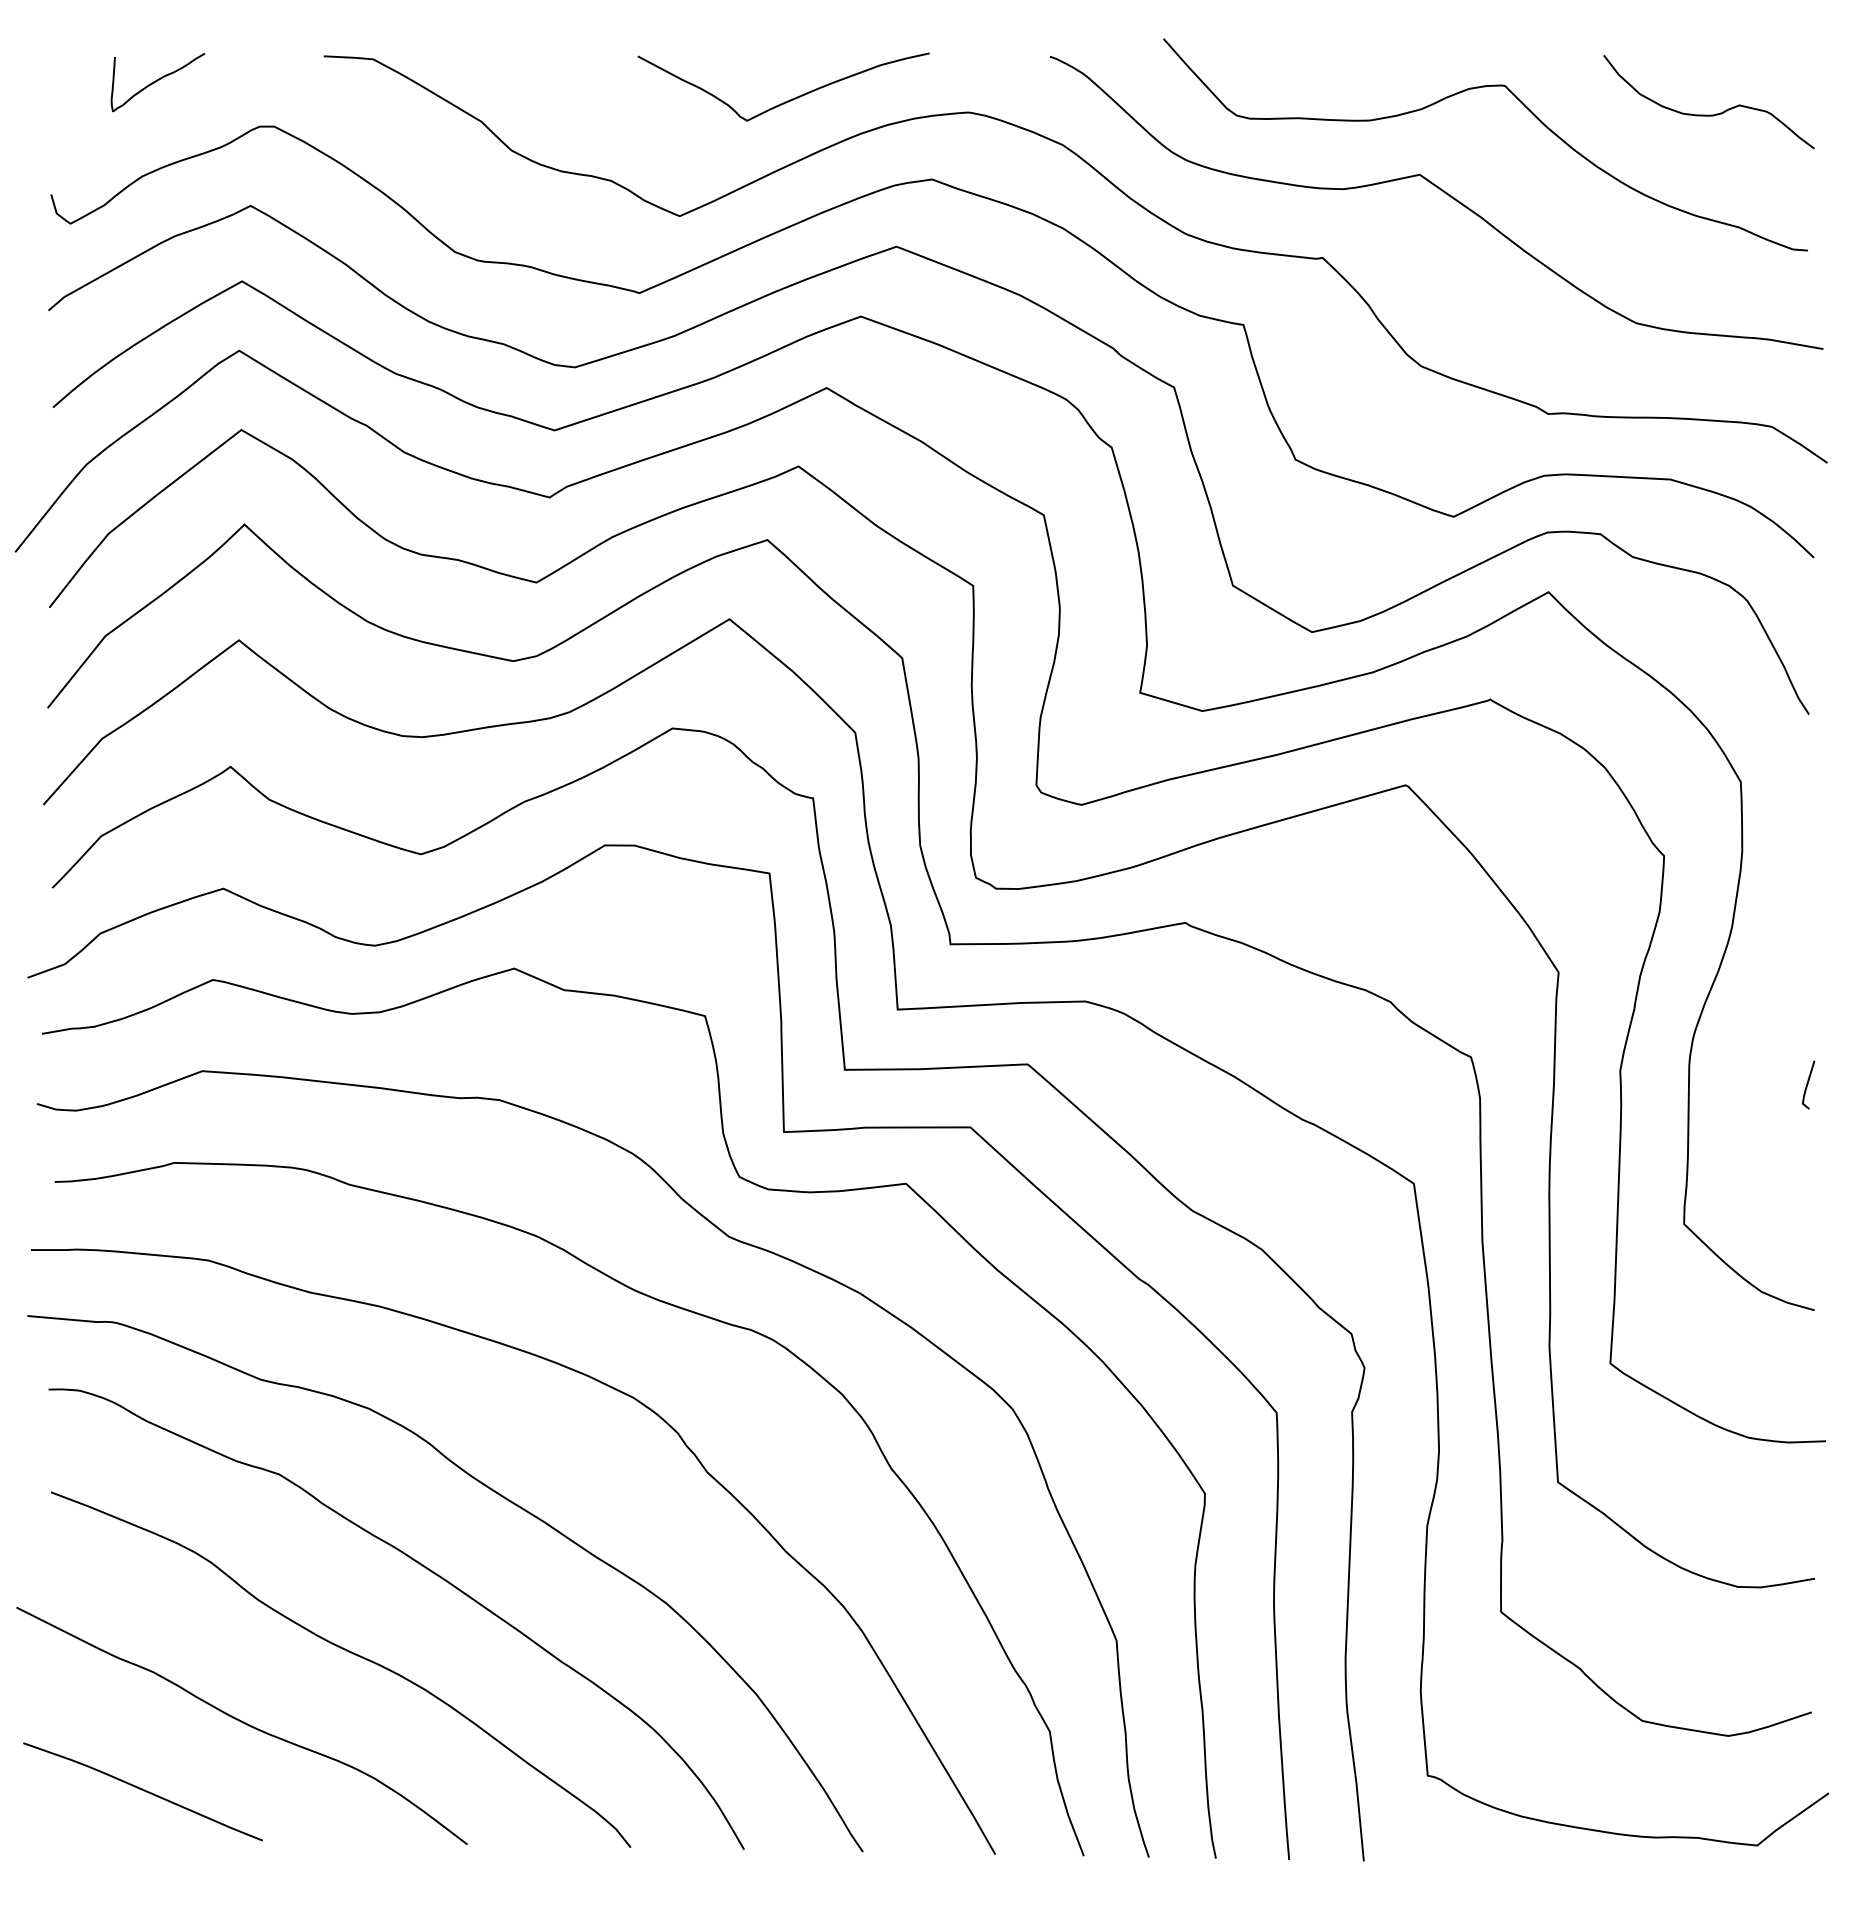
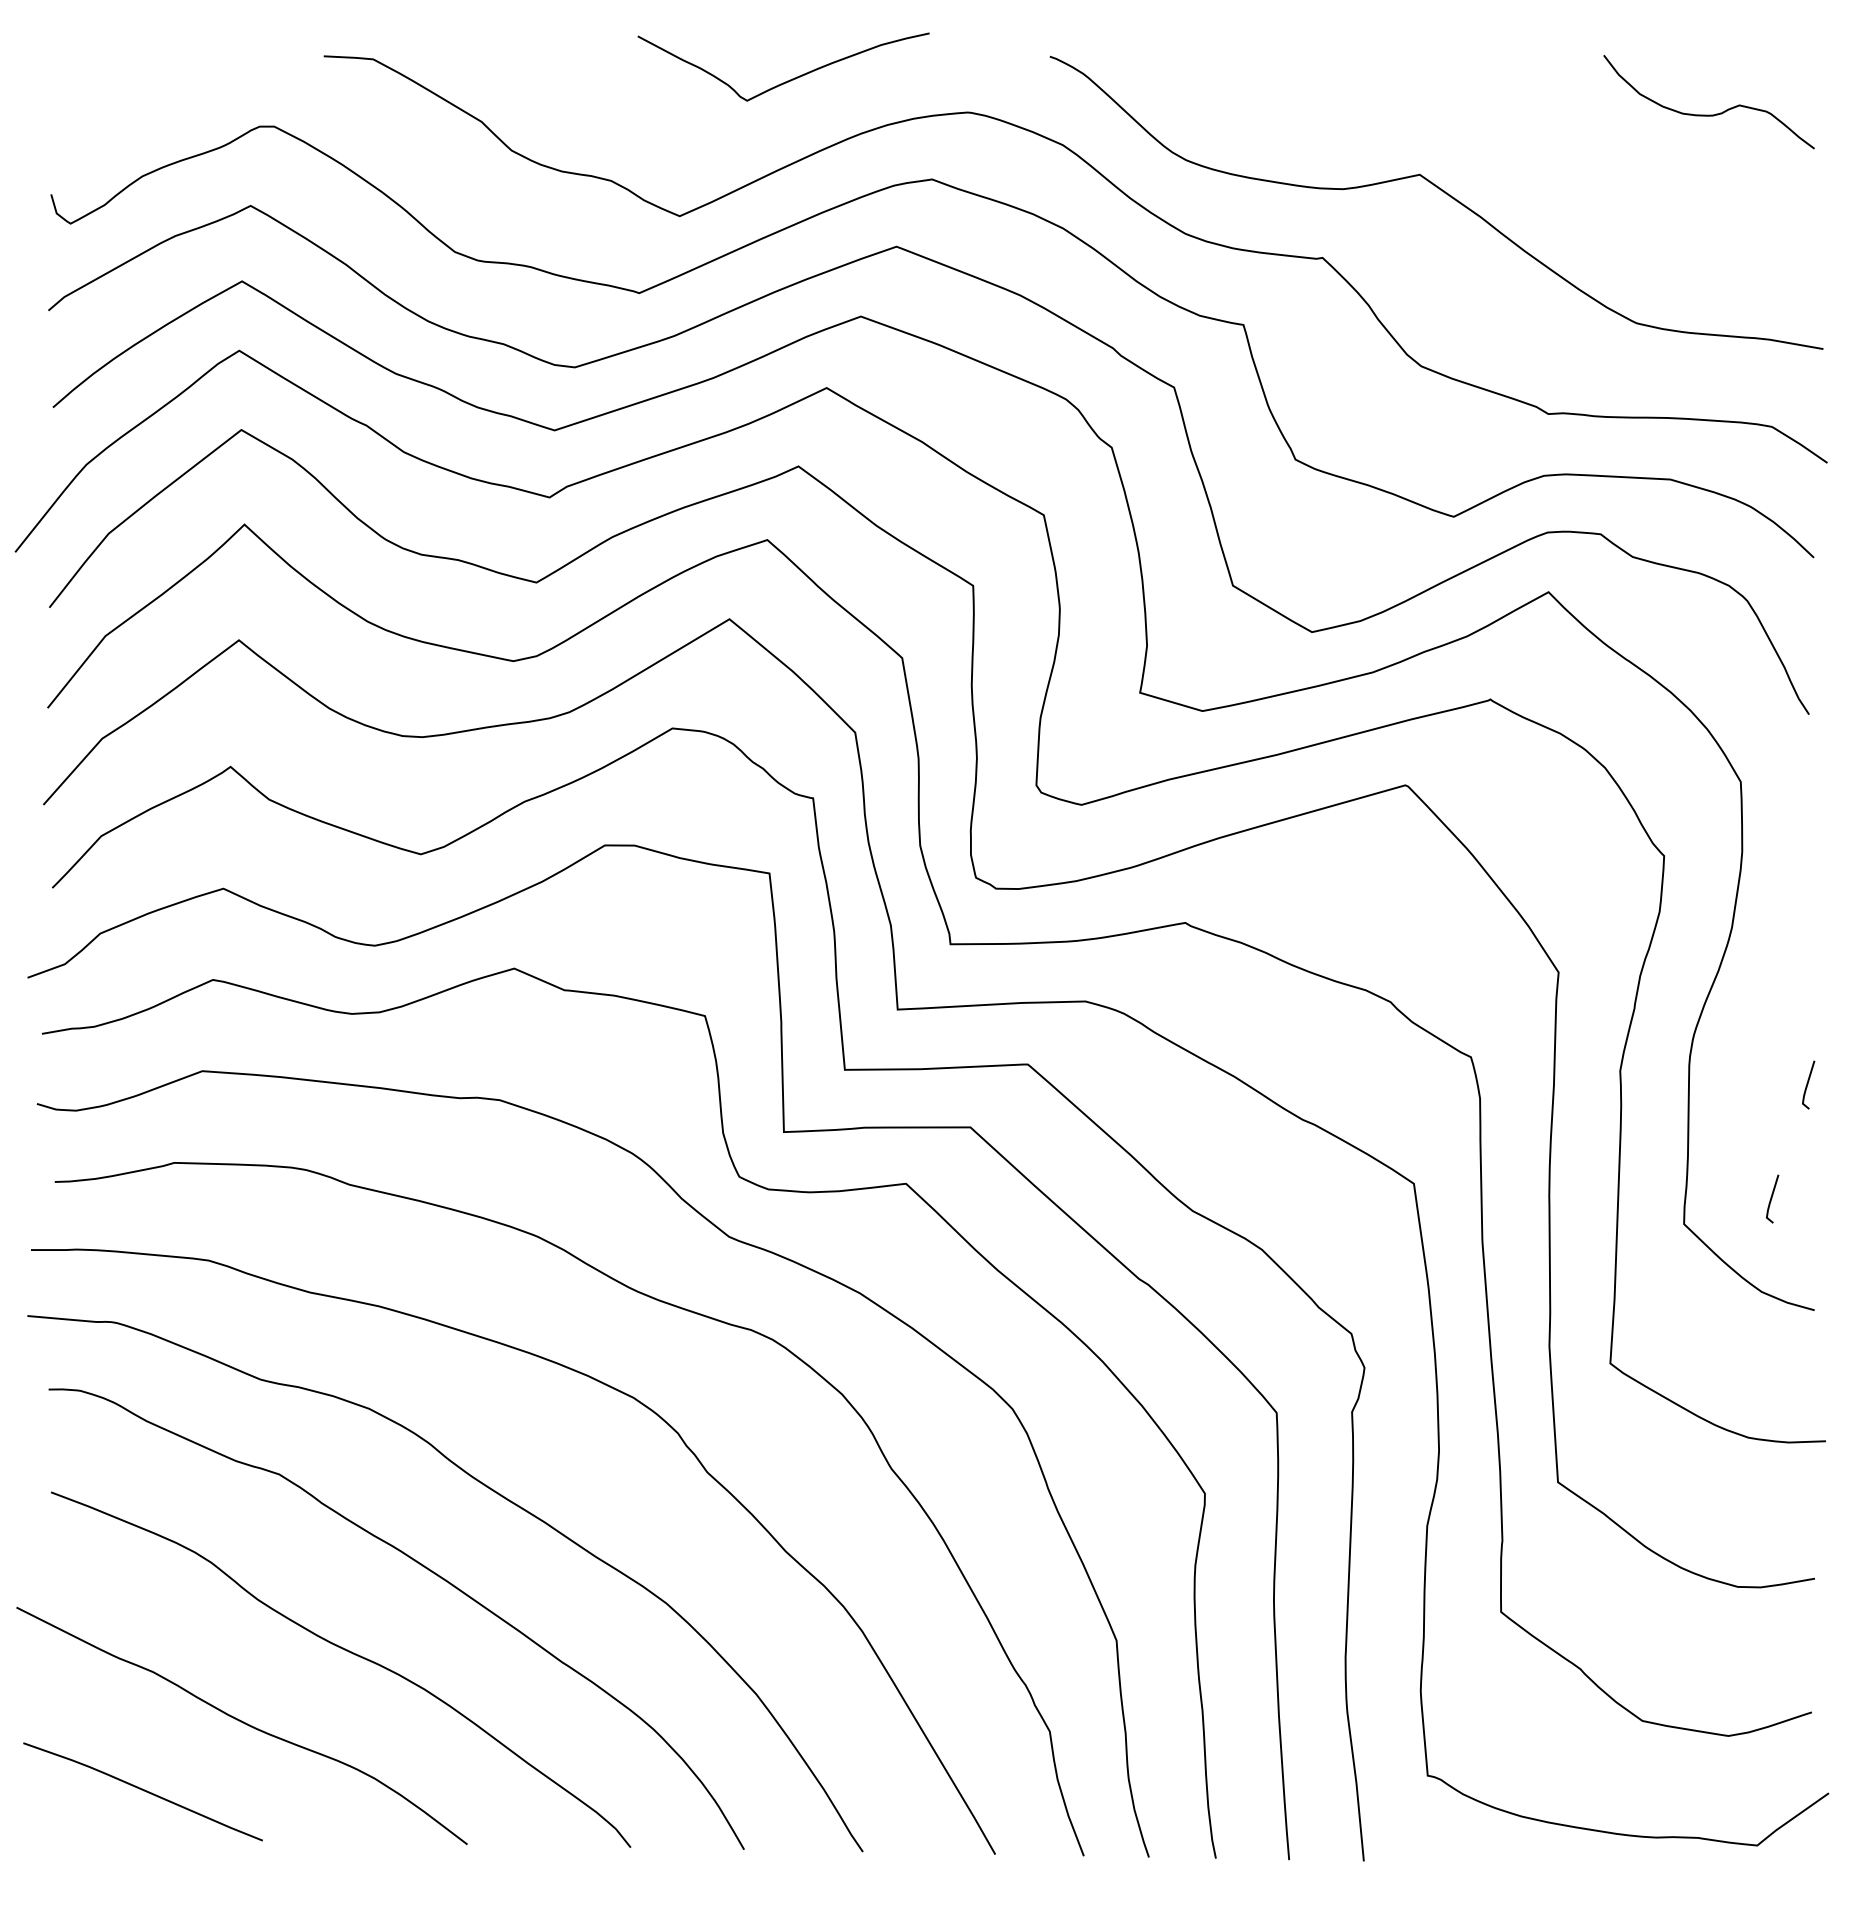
curve: present -> none (157, 81)
curve position: (787, 100) -> (787, 80) (787, 80)
curve: present -> none (1523, 105)
line: none -> present (1772, 1198)
